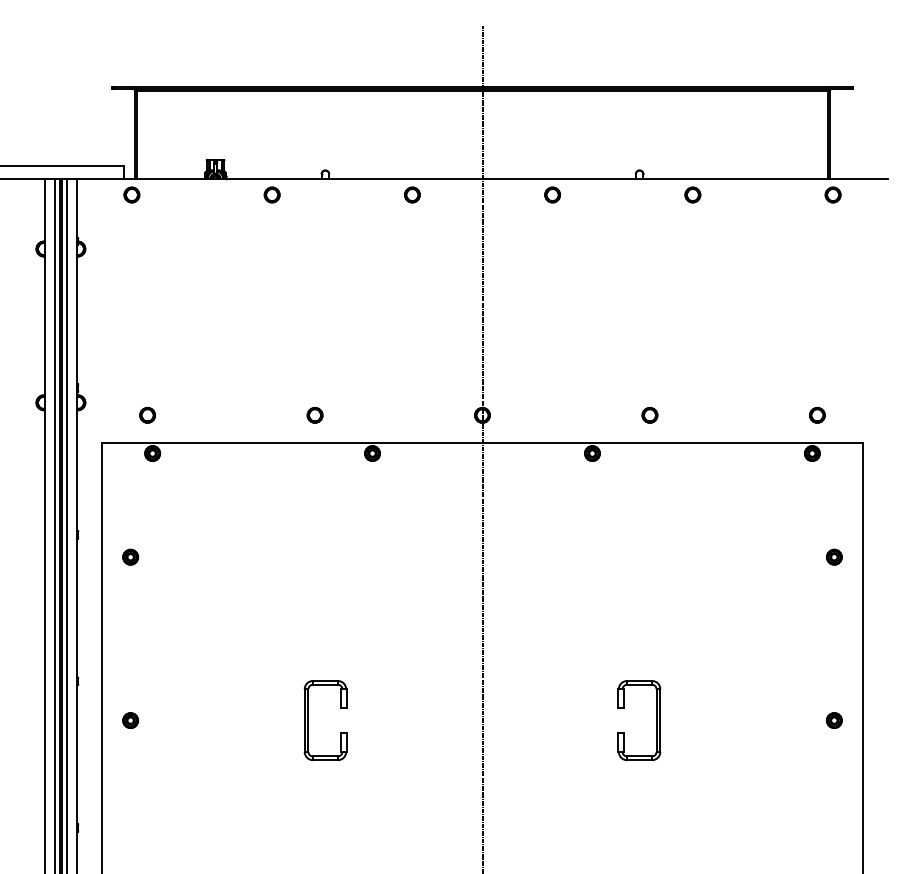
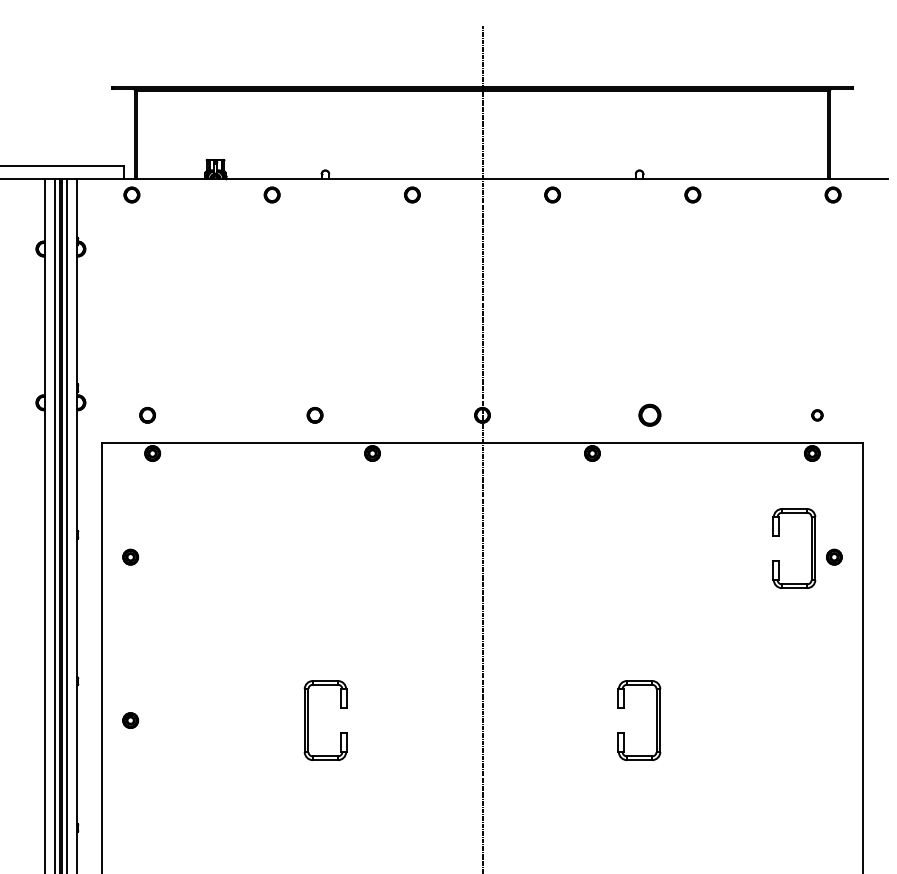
circle size: 18x17 px -> 24x24 px (649, 414)
circle size: 17x17 px -> 13x13 px (817, 415)
part: none -> present (811, 548)
part: present -> none (834, 720)
